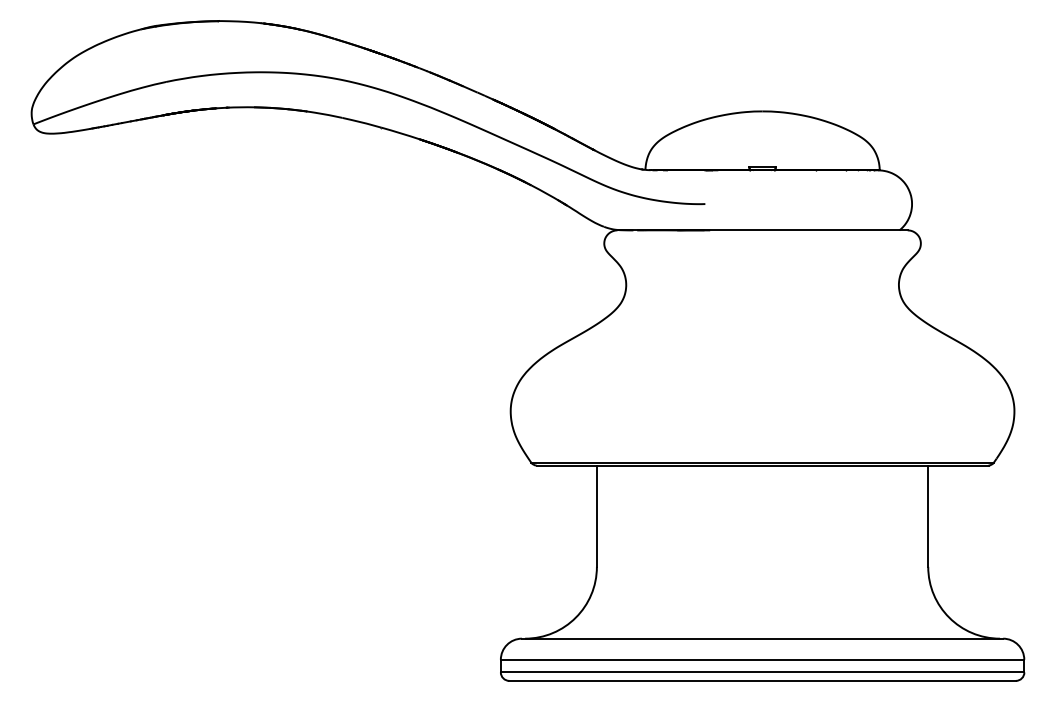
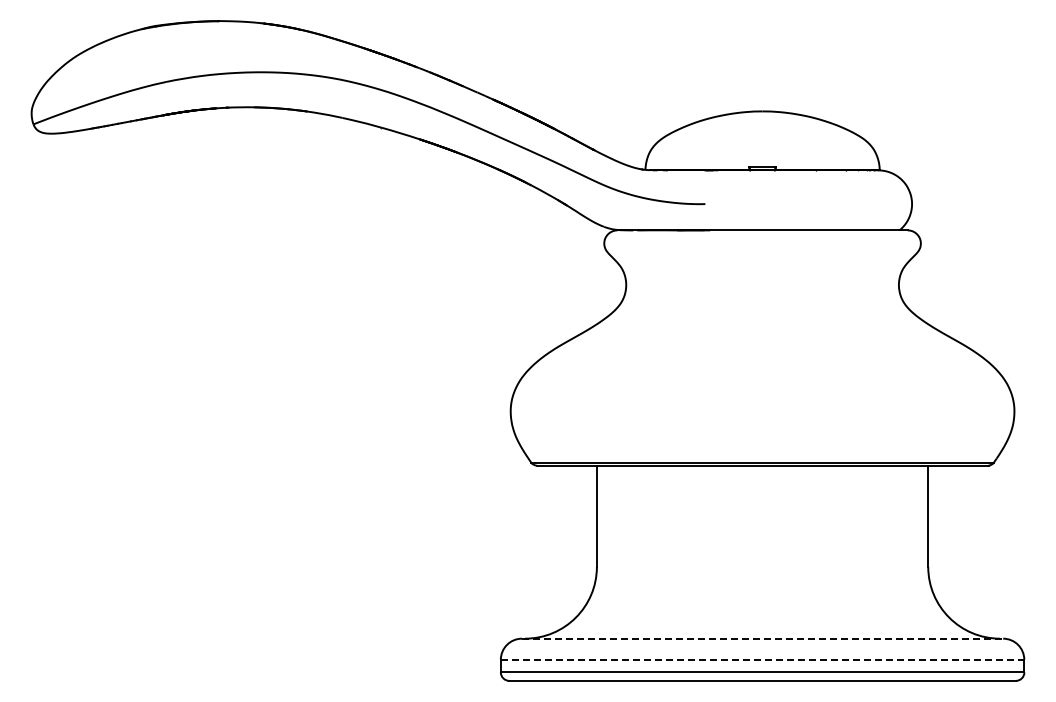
line: solid -> dashed (762, 638)
line: solid -> dashed (762, 659)
